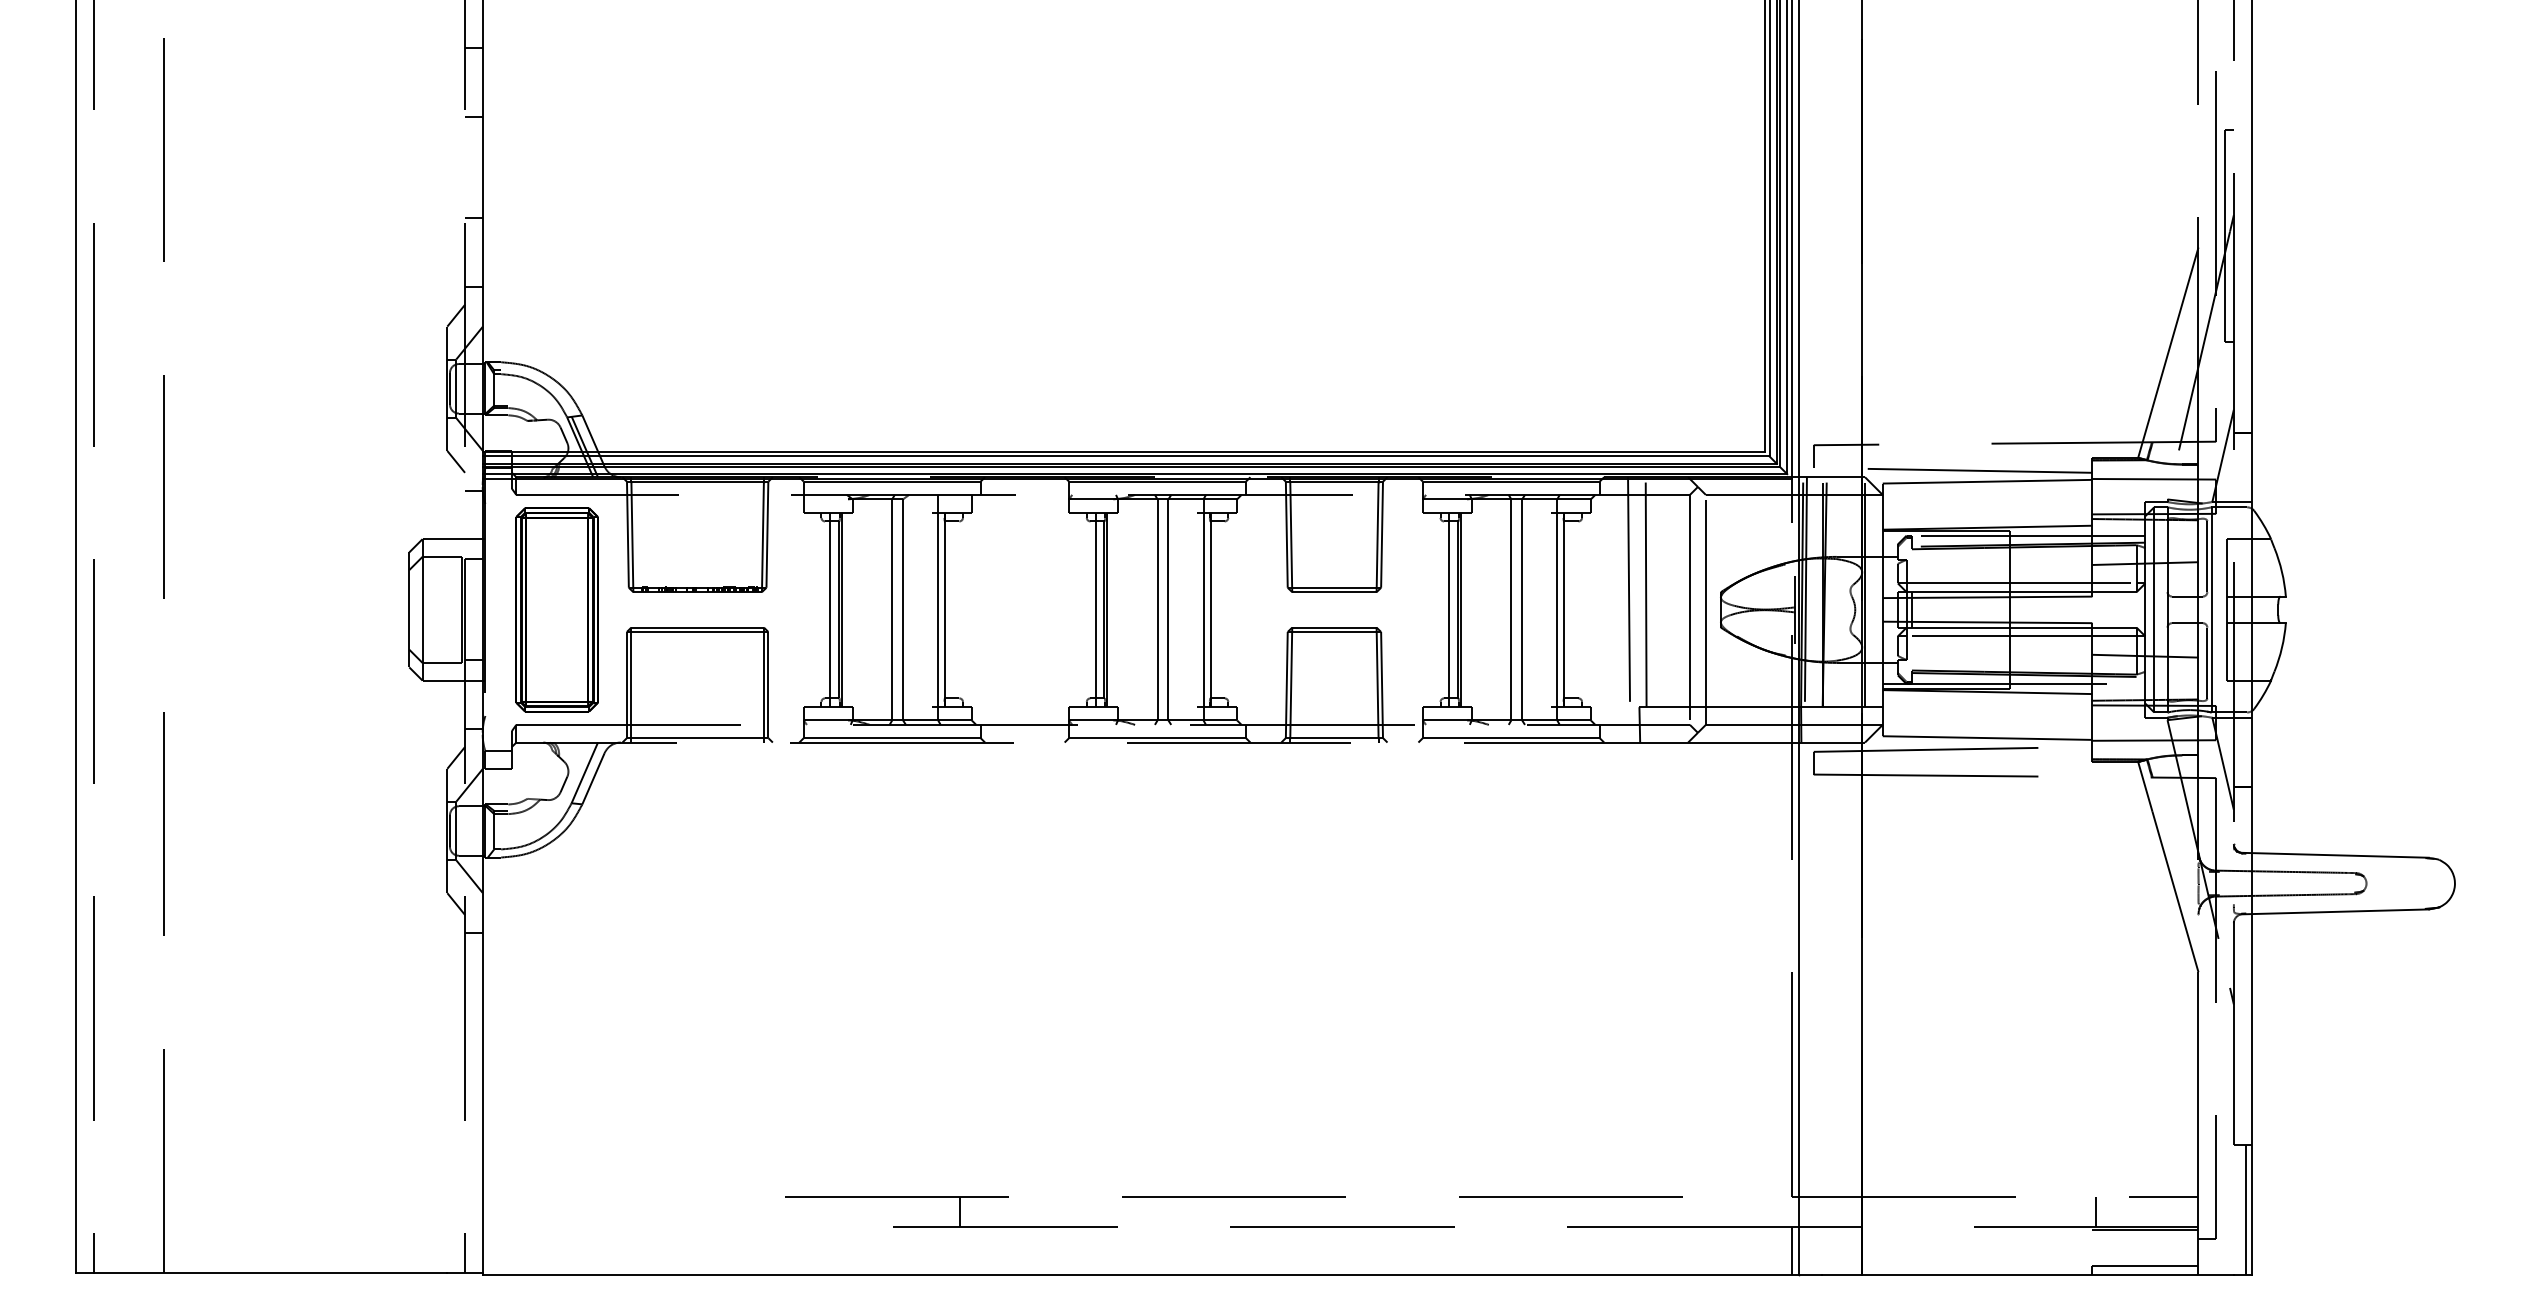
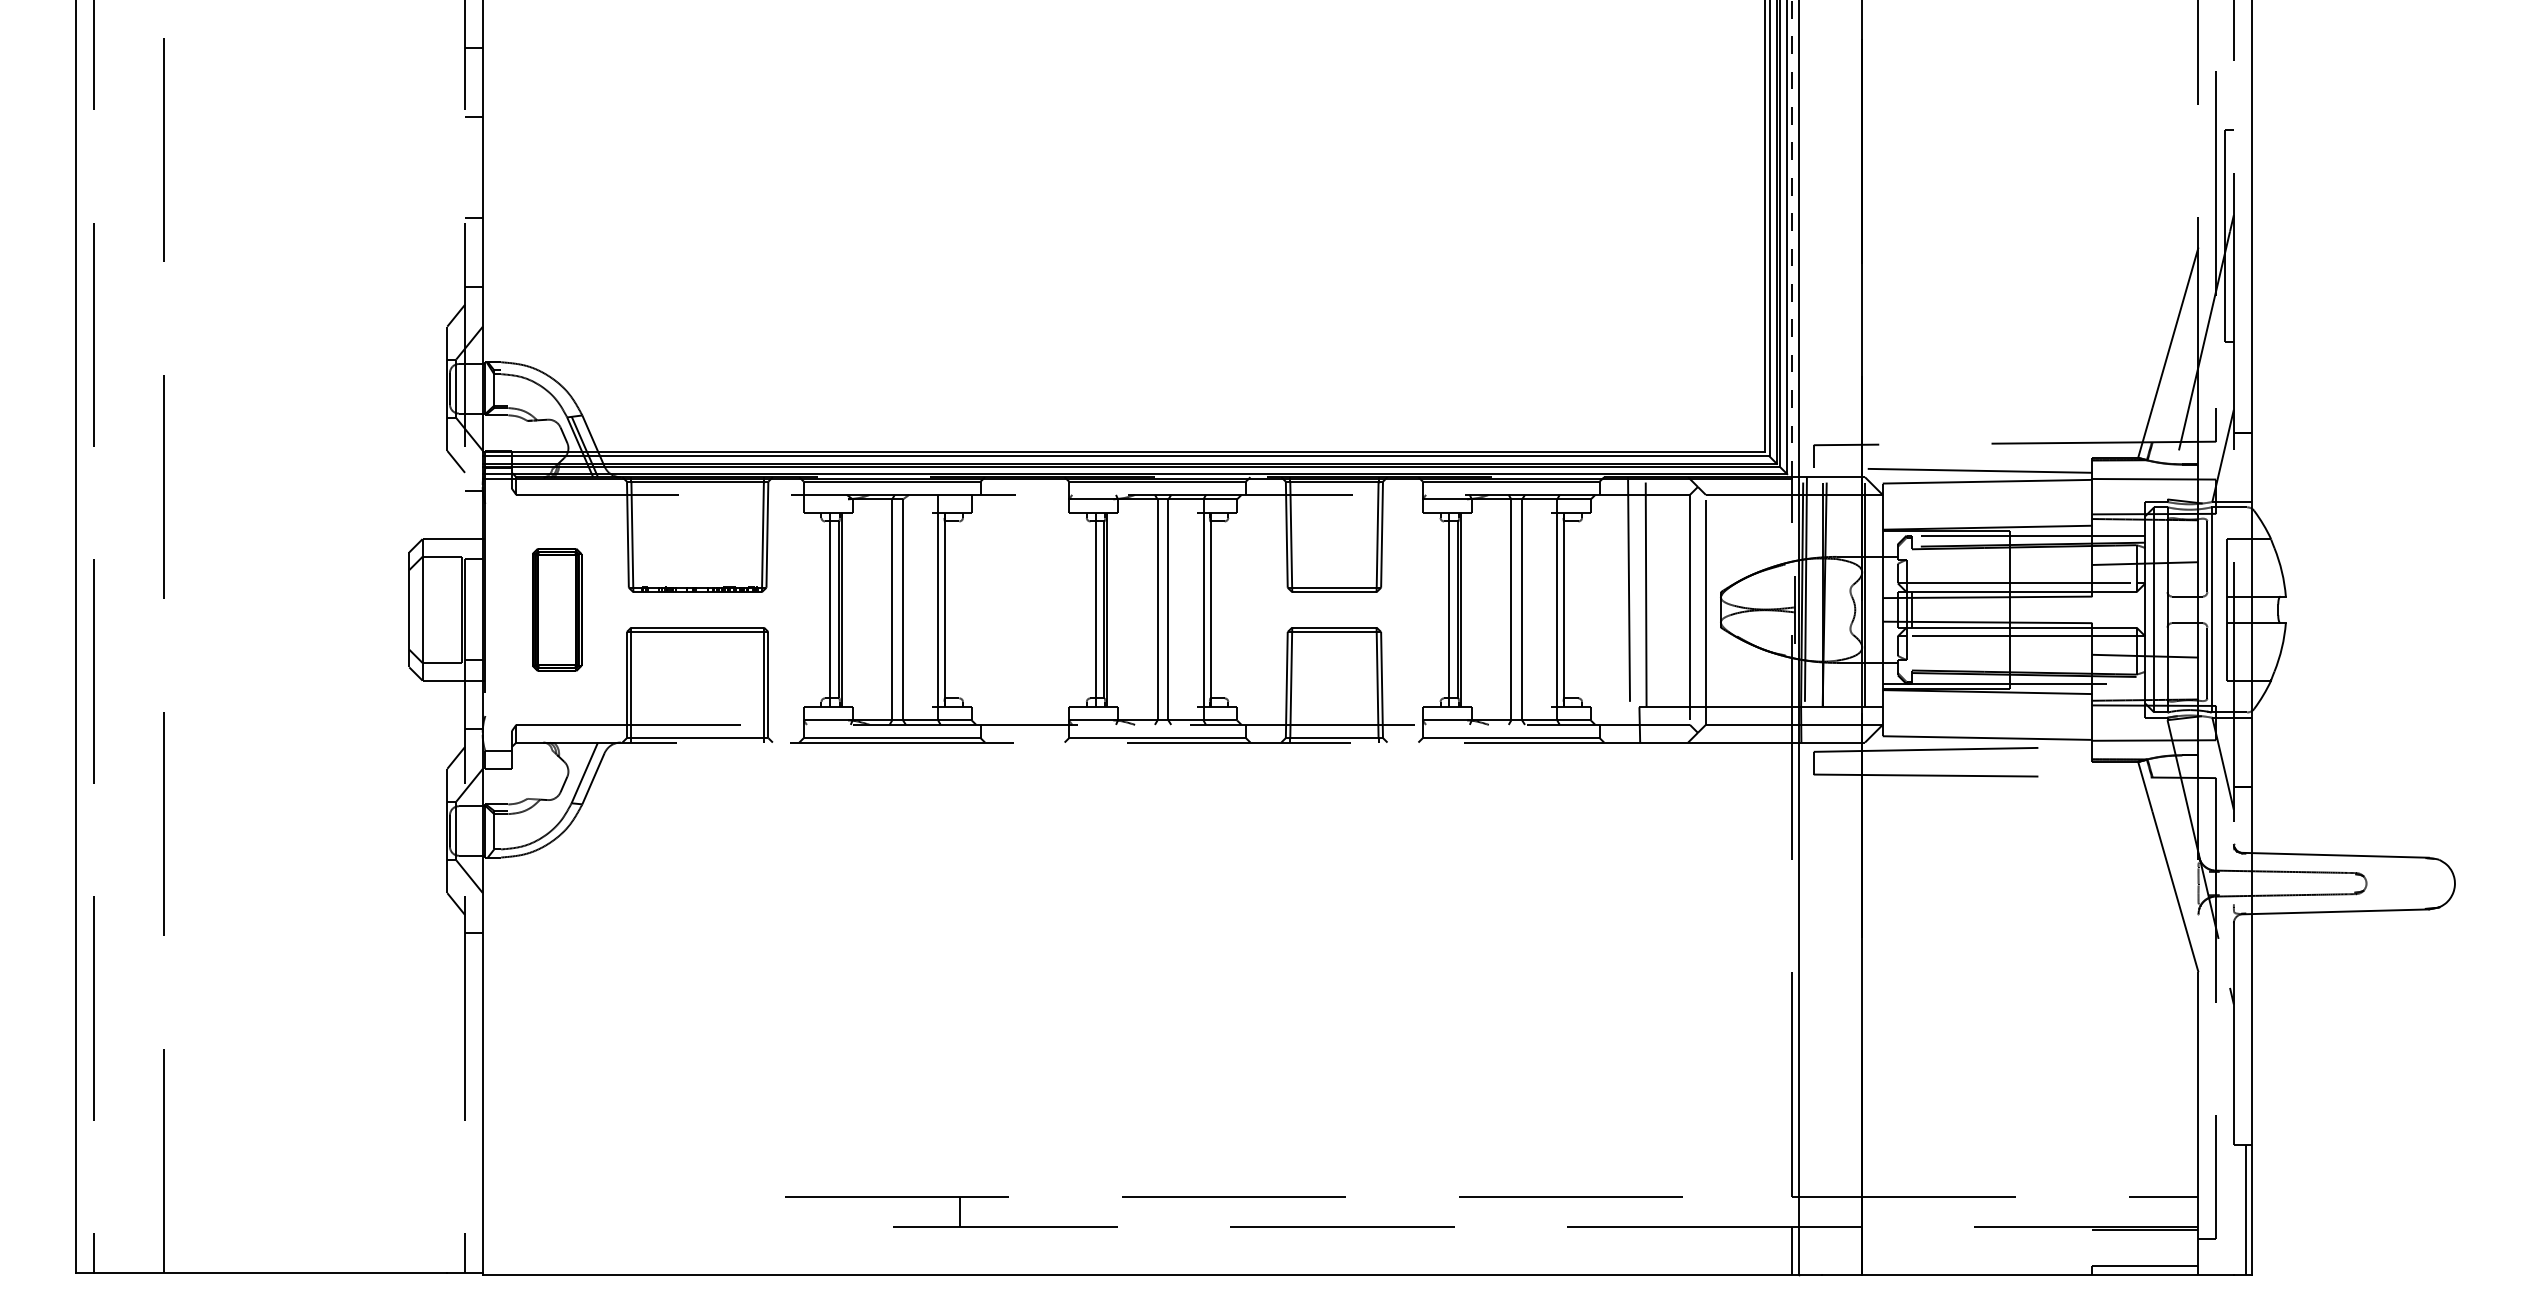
line: solid -> dashed (1791, 239)
part size: 84x206 px -> 51x124 px (557, 609)
line: present -> none (2095, 1211)
